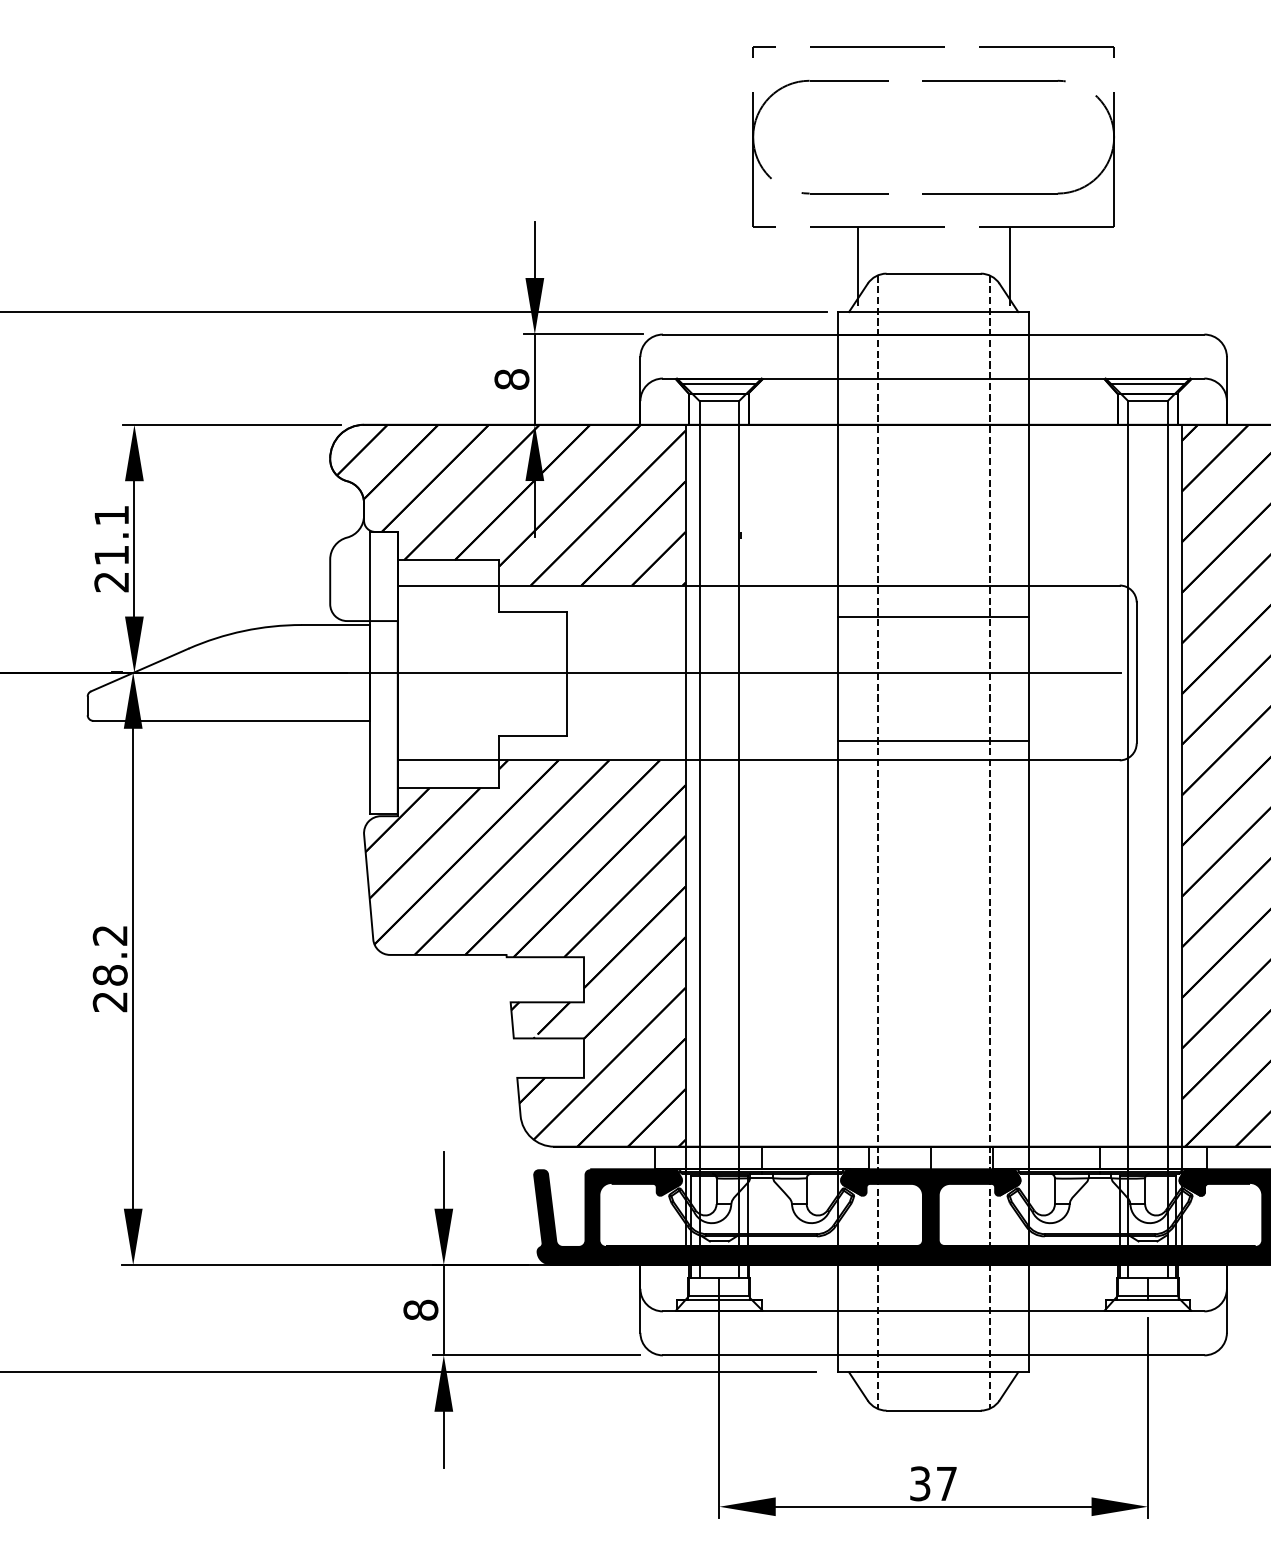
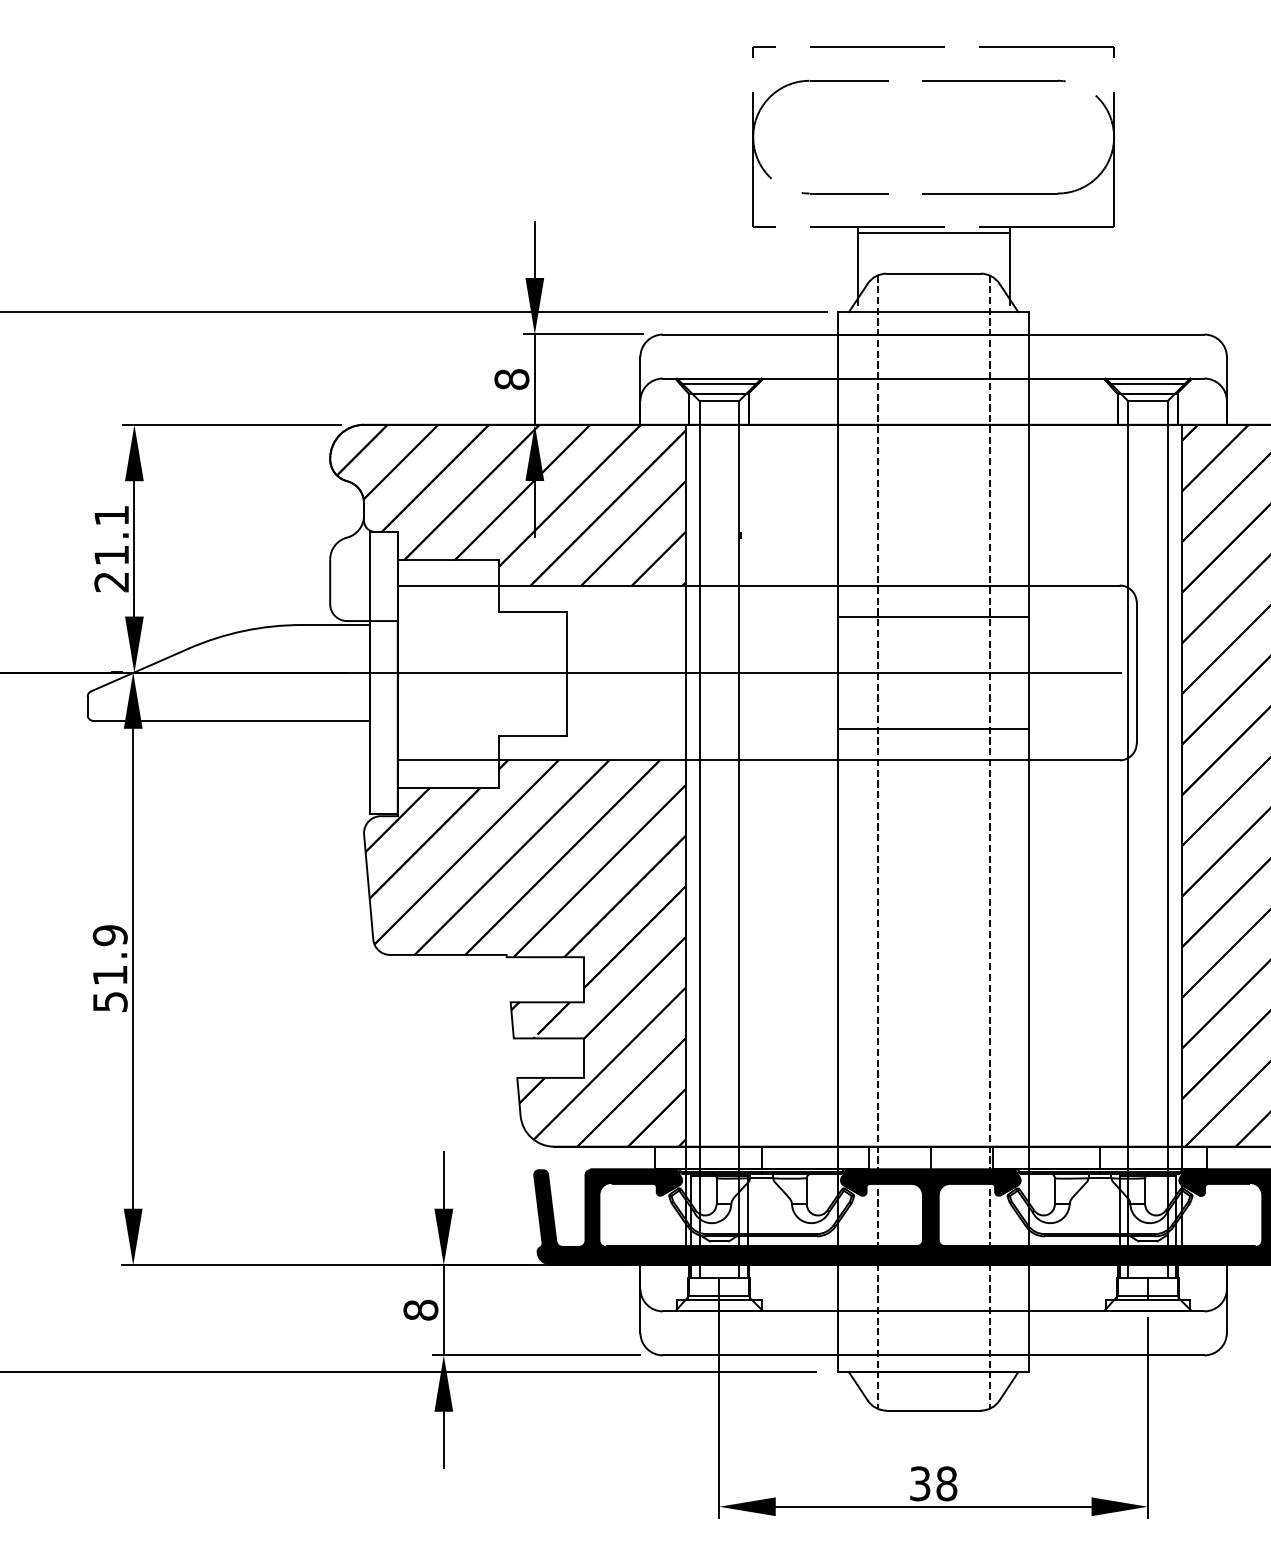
line: none -> present (933, 233)
line position: (933, 741) -> (933, 729) (933, 729)
text: 28.2 -> 51.9 (109, 968)
text: 37 -> 38 (946, 1483)
